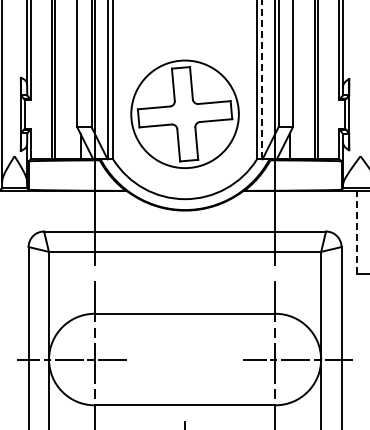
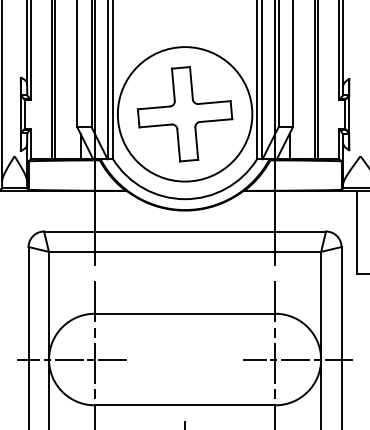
line: dashed -> solid (261, 79)
circle diameter: 108 px -> 134 px (184, 114)
line: dashed -> solid (357, 232)
